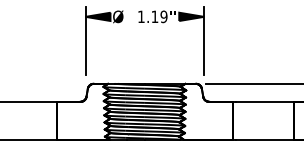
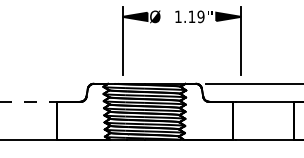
part position: (144, 22) -> (181, 22) (181, 22)
line: solid -> dashed (29, 101)
